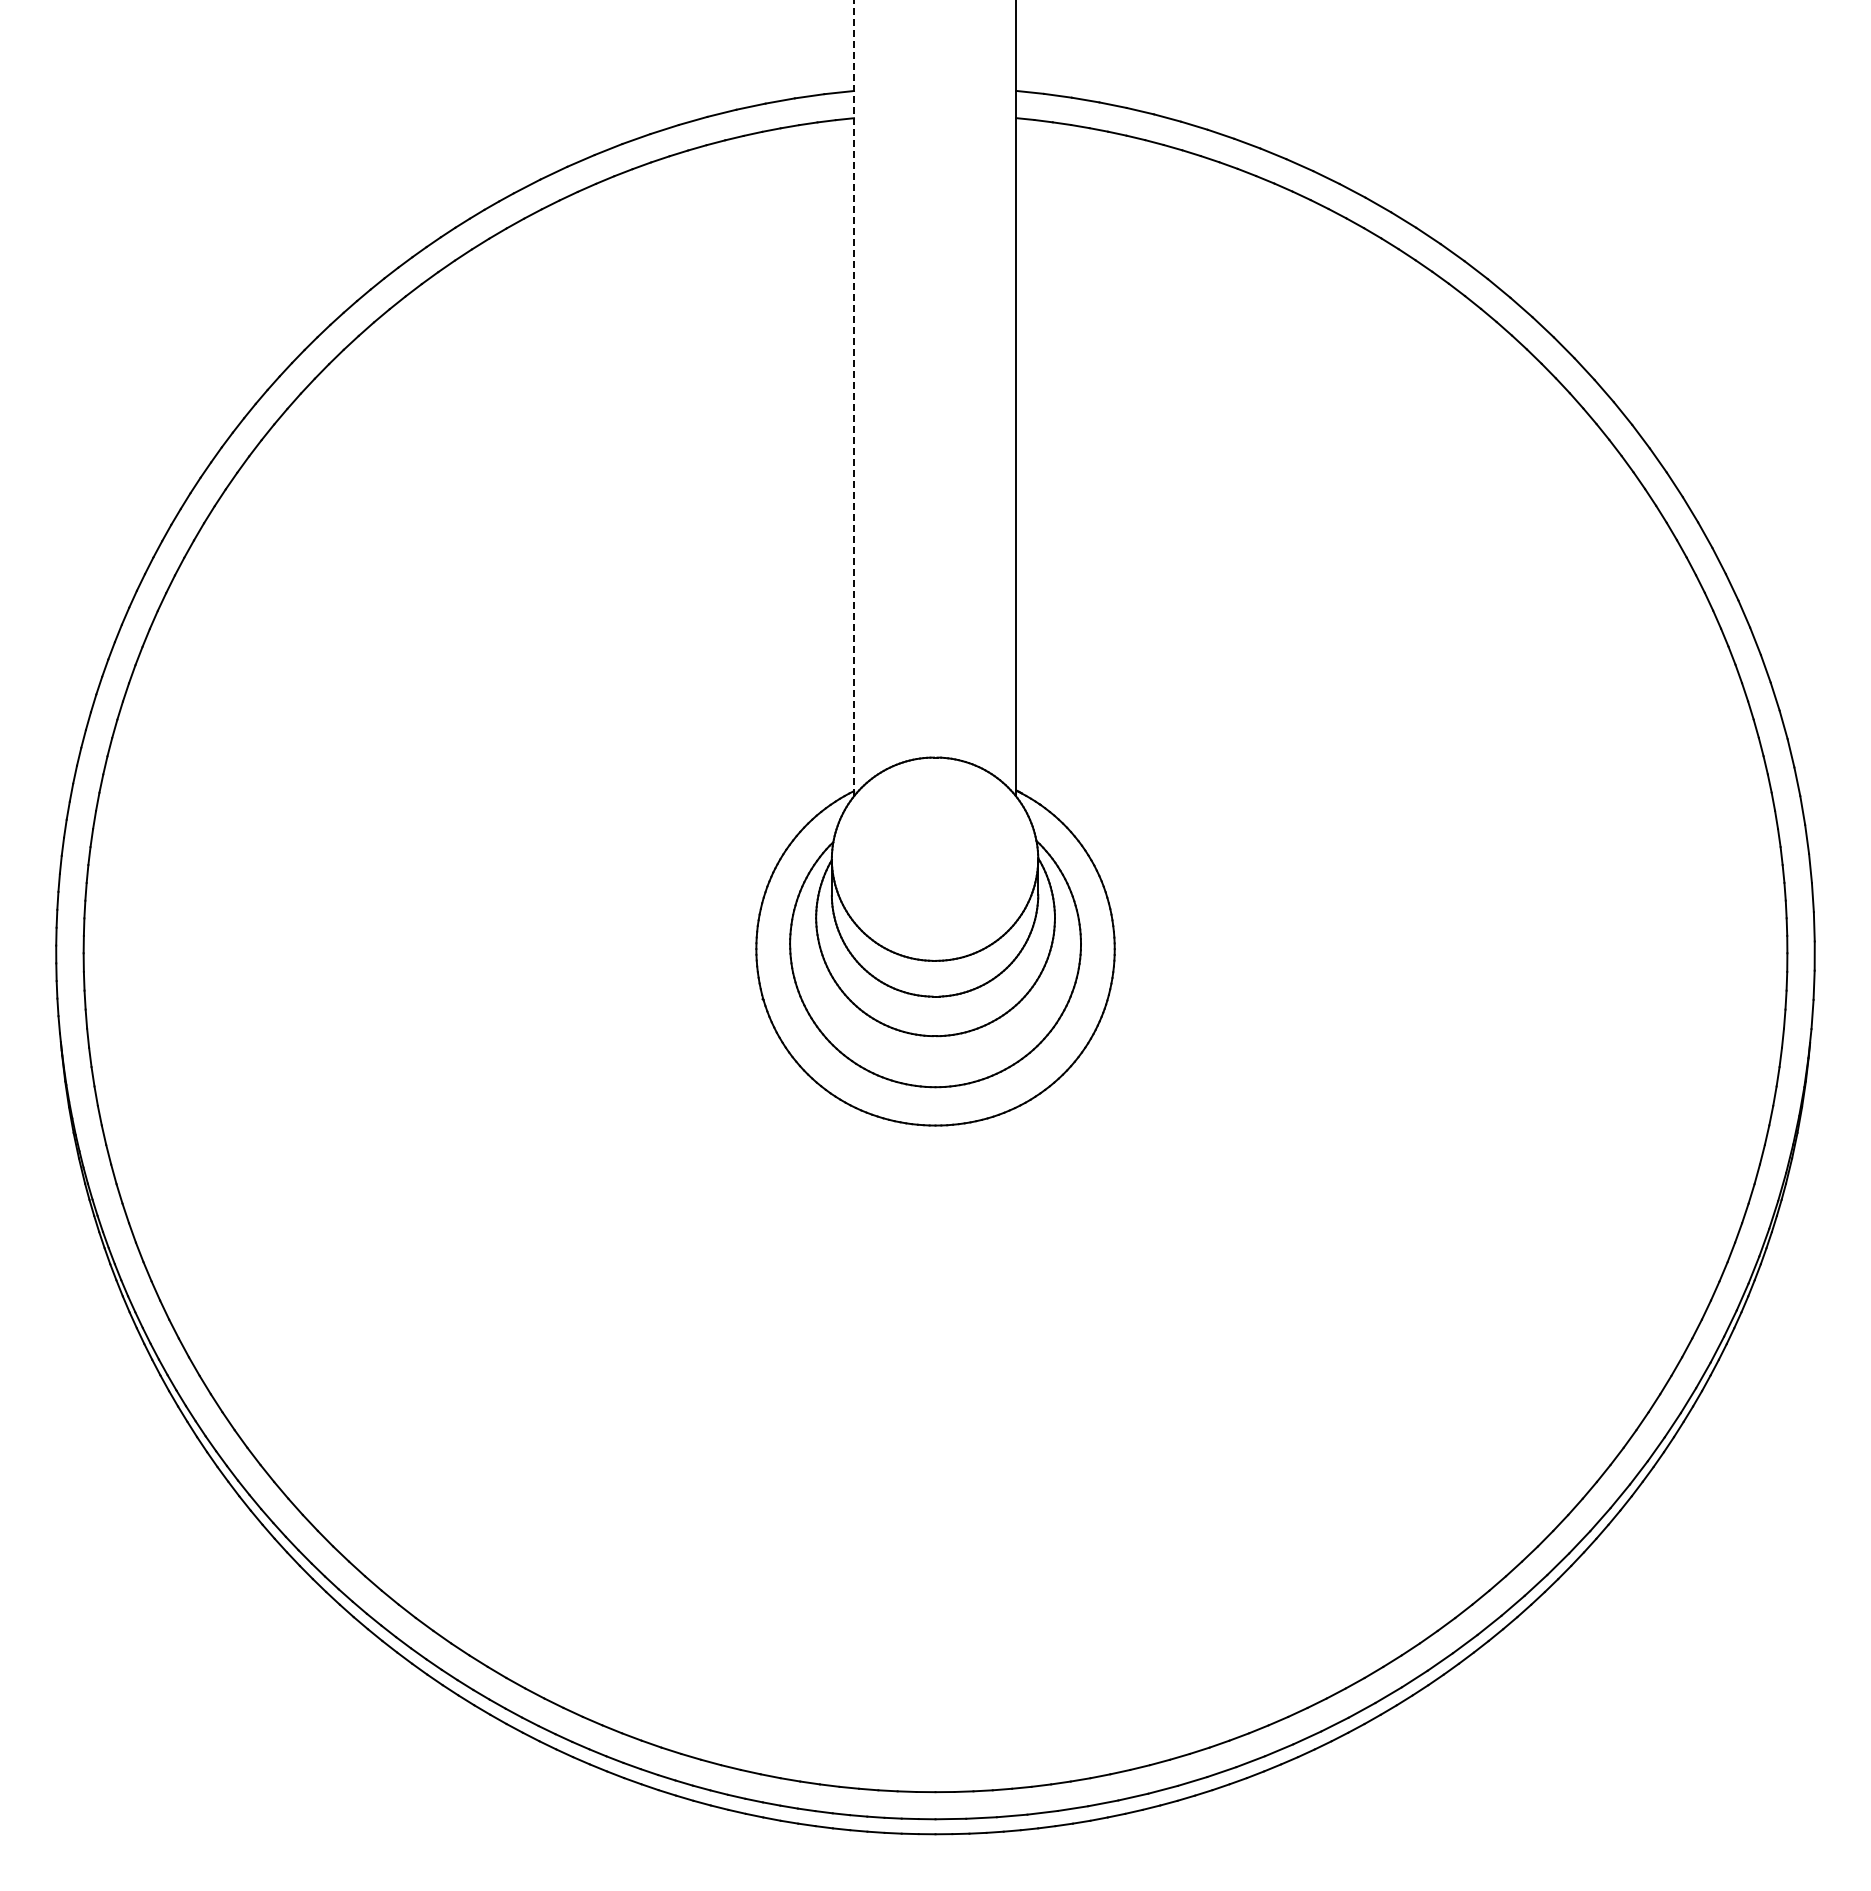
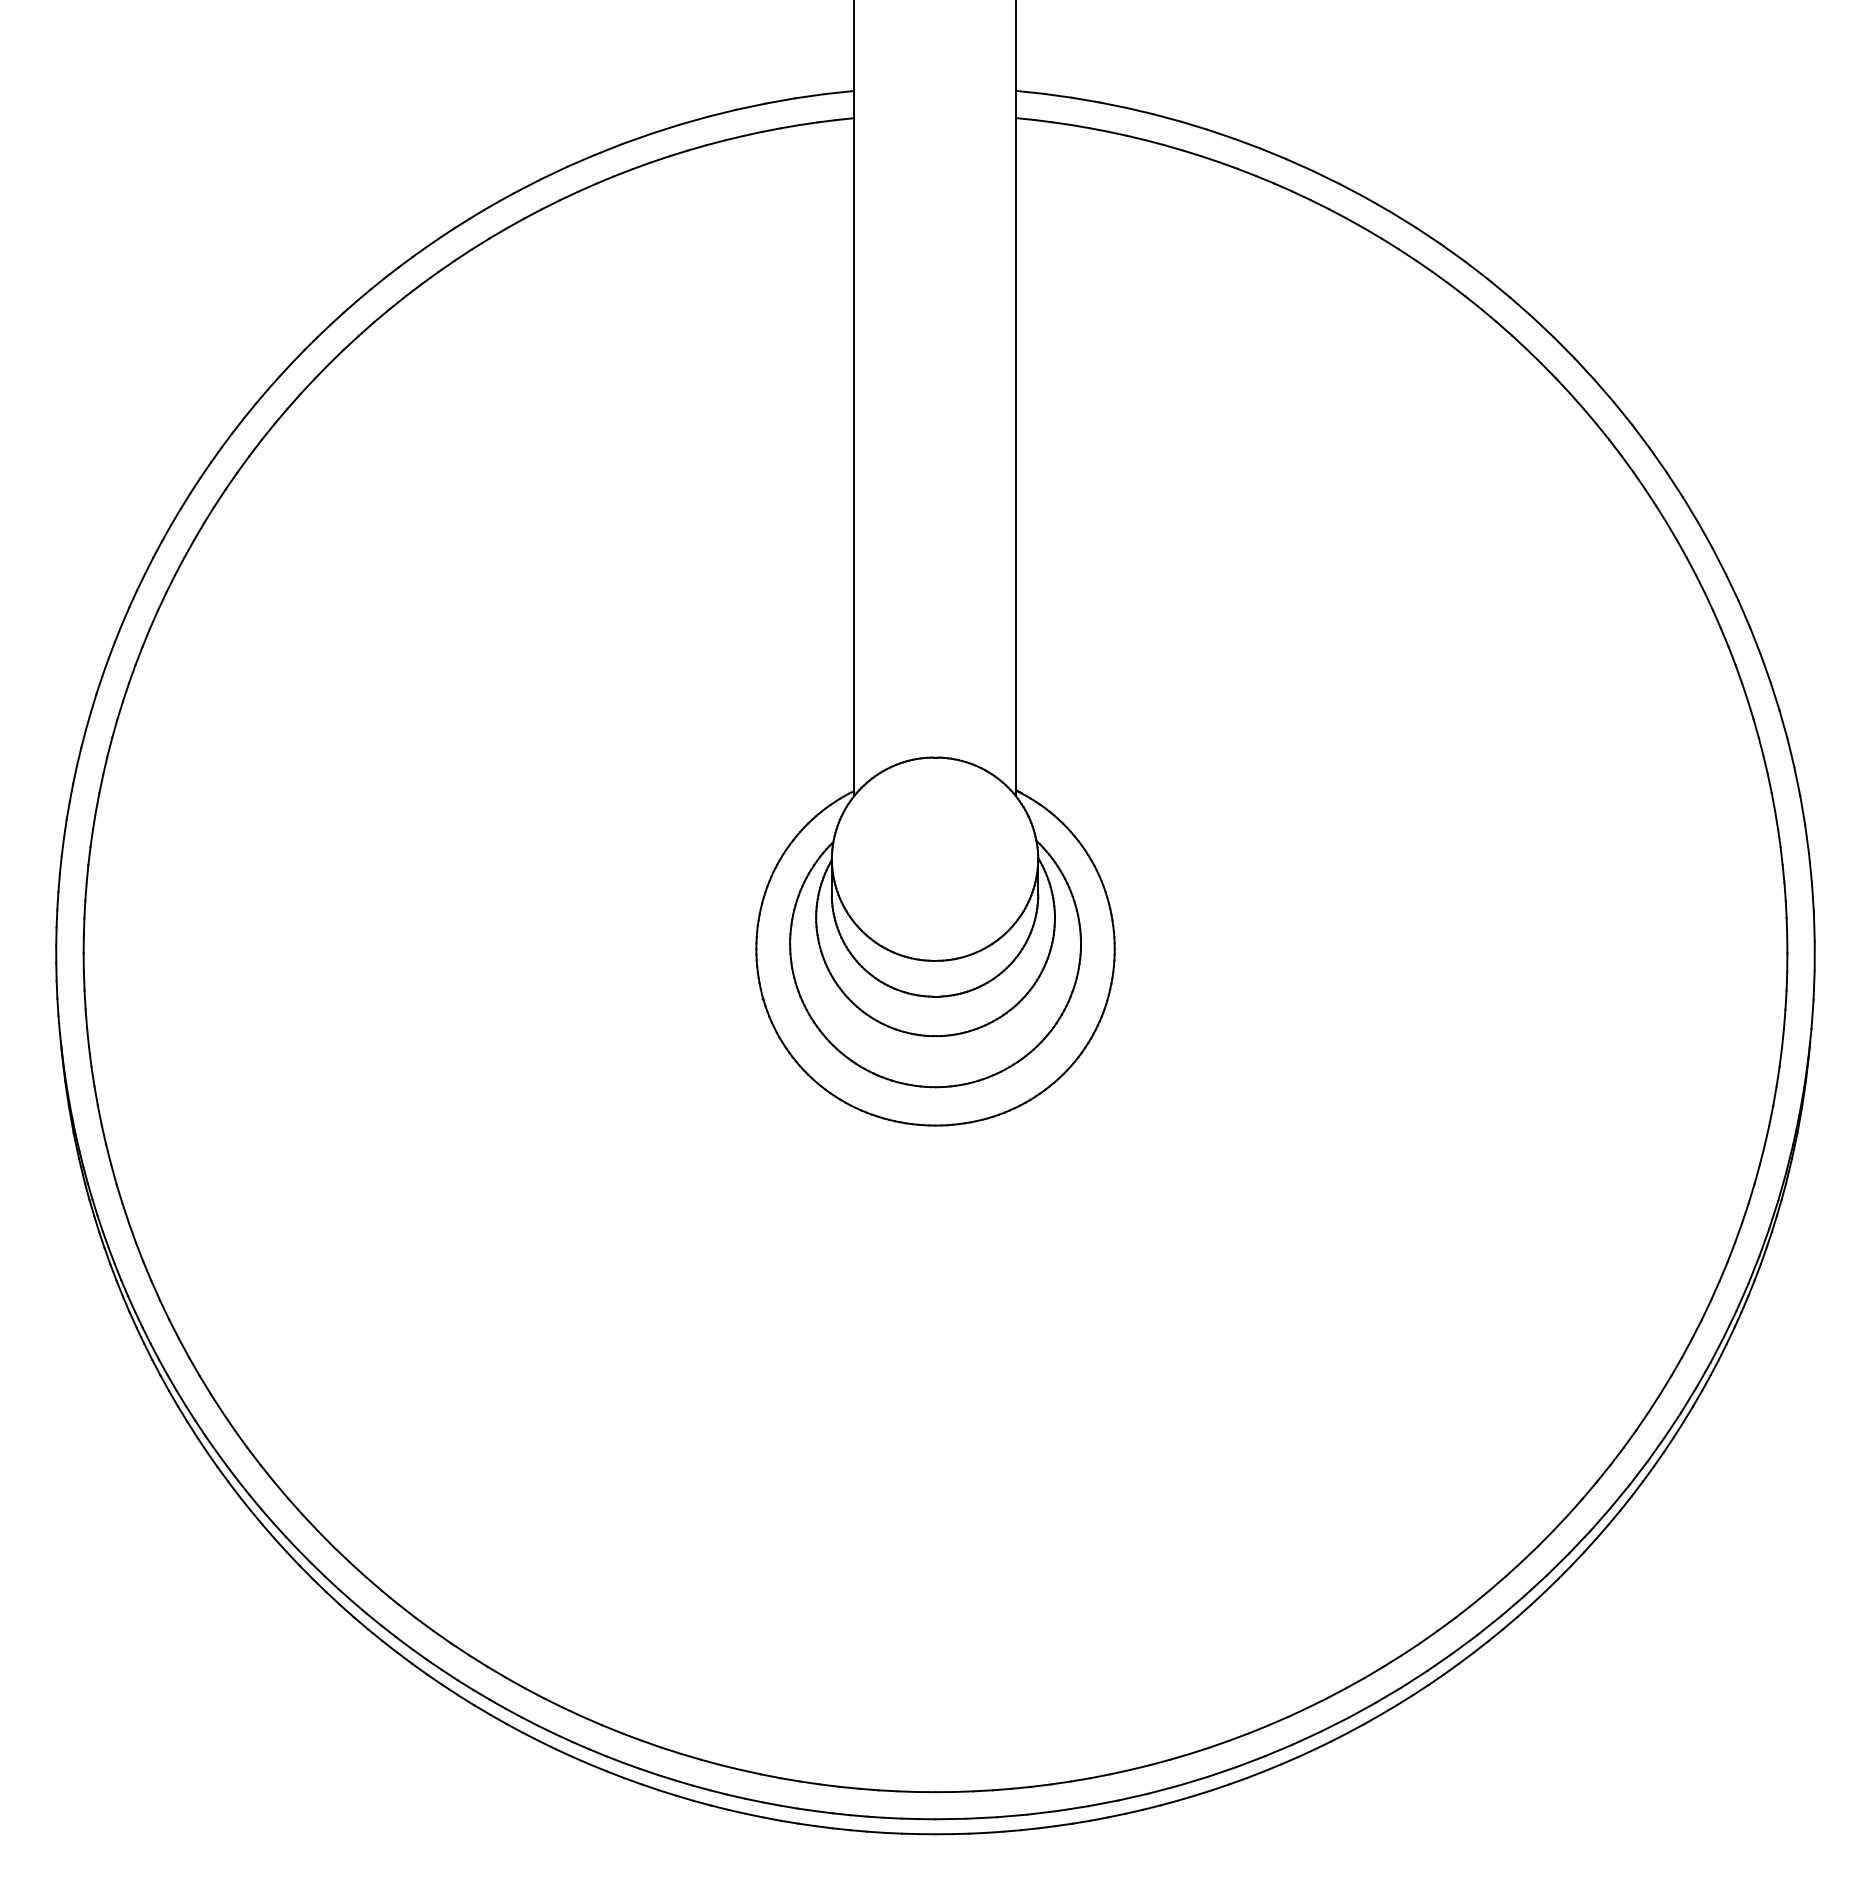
line: dashed -> solid (854, 398)
